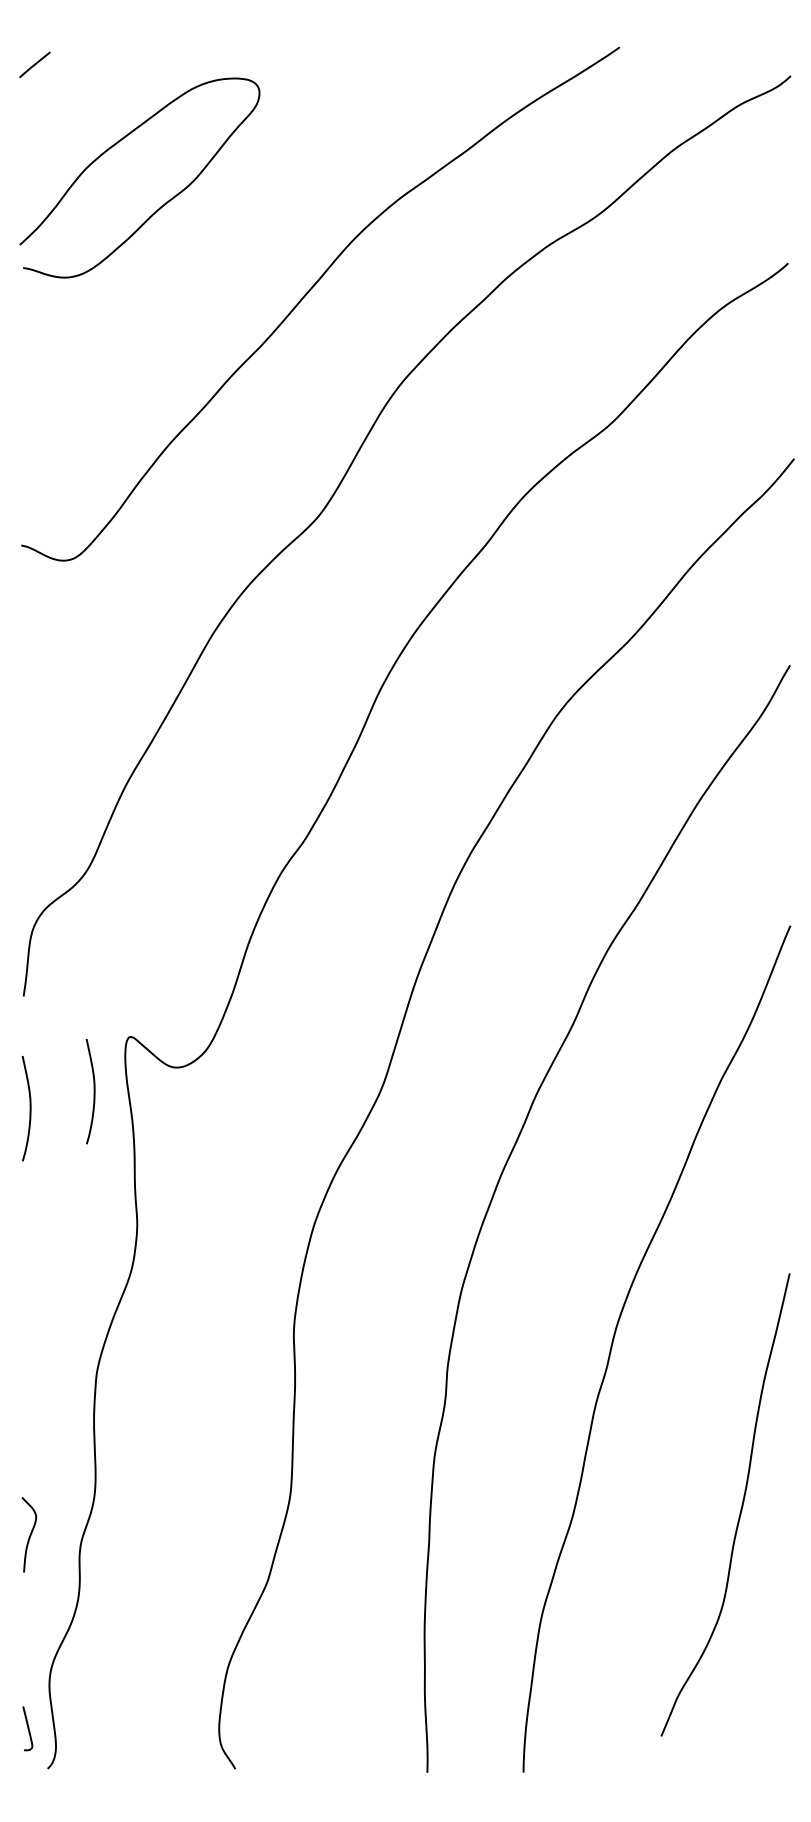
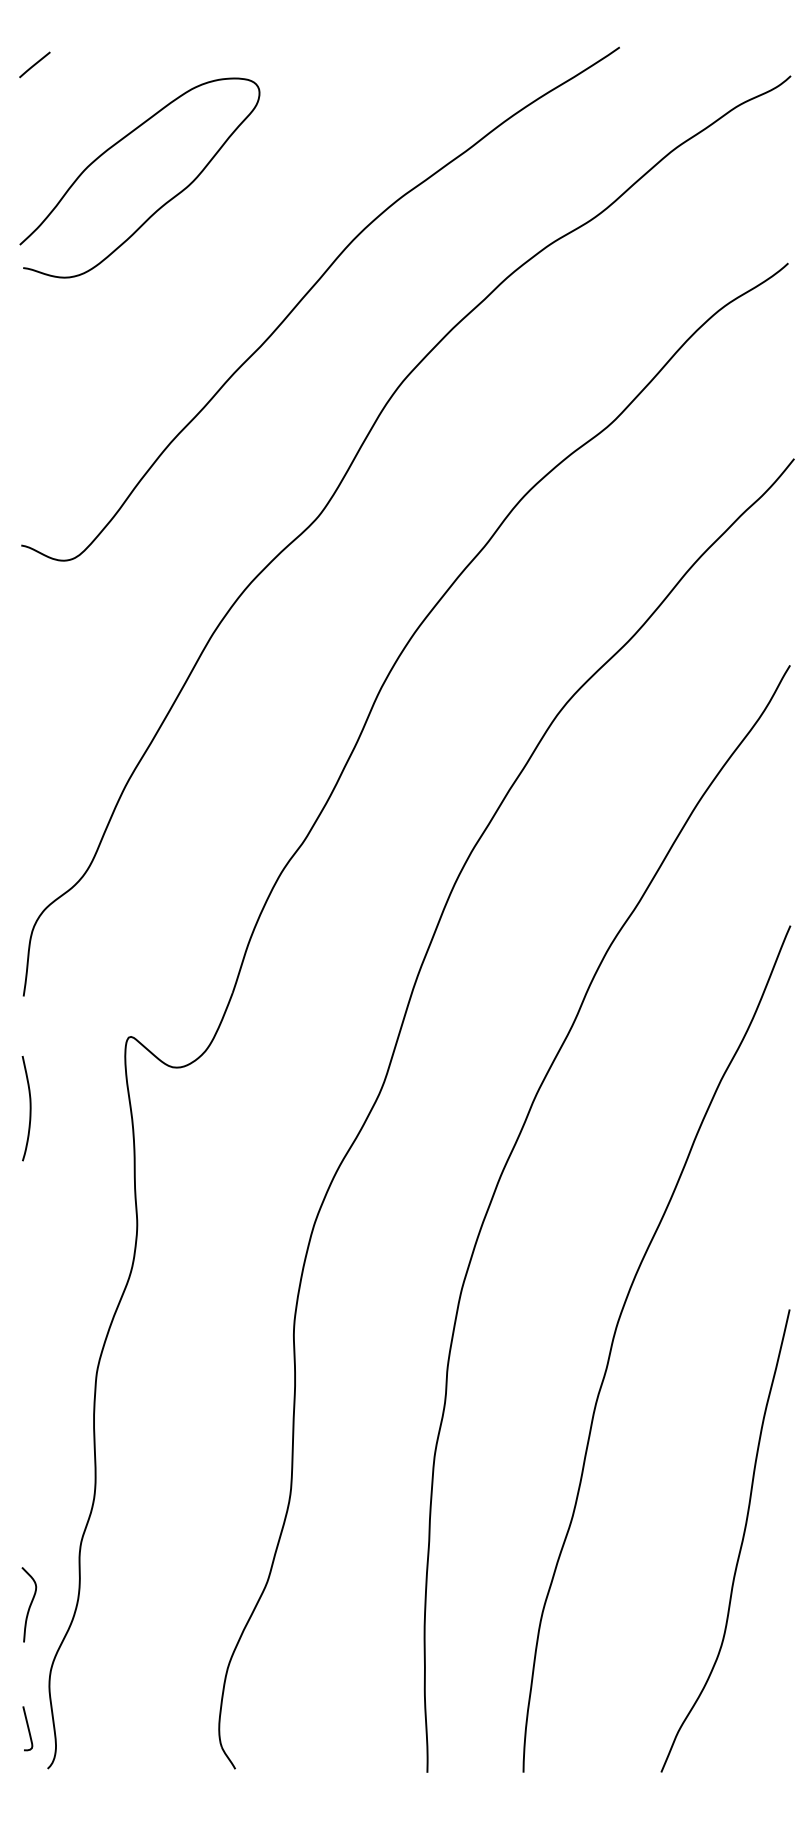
curve: present -> none (93, 1091)
curve position: (740, 1508) -> (740, 1544) (740, 1544)
curve position: (29, 1534) -> (29, 1604) (29, 1604)
